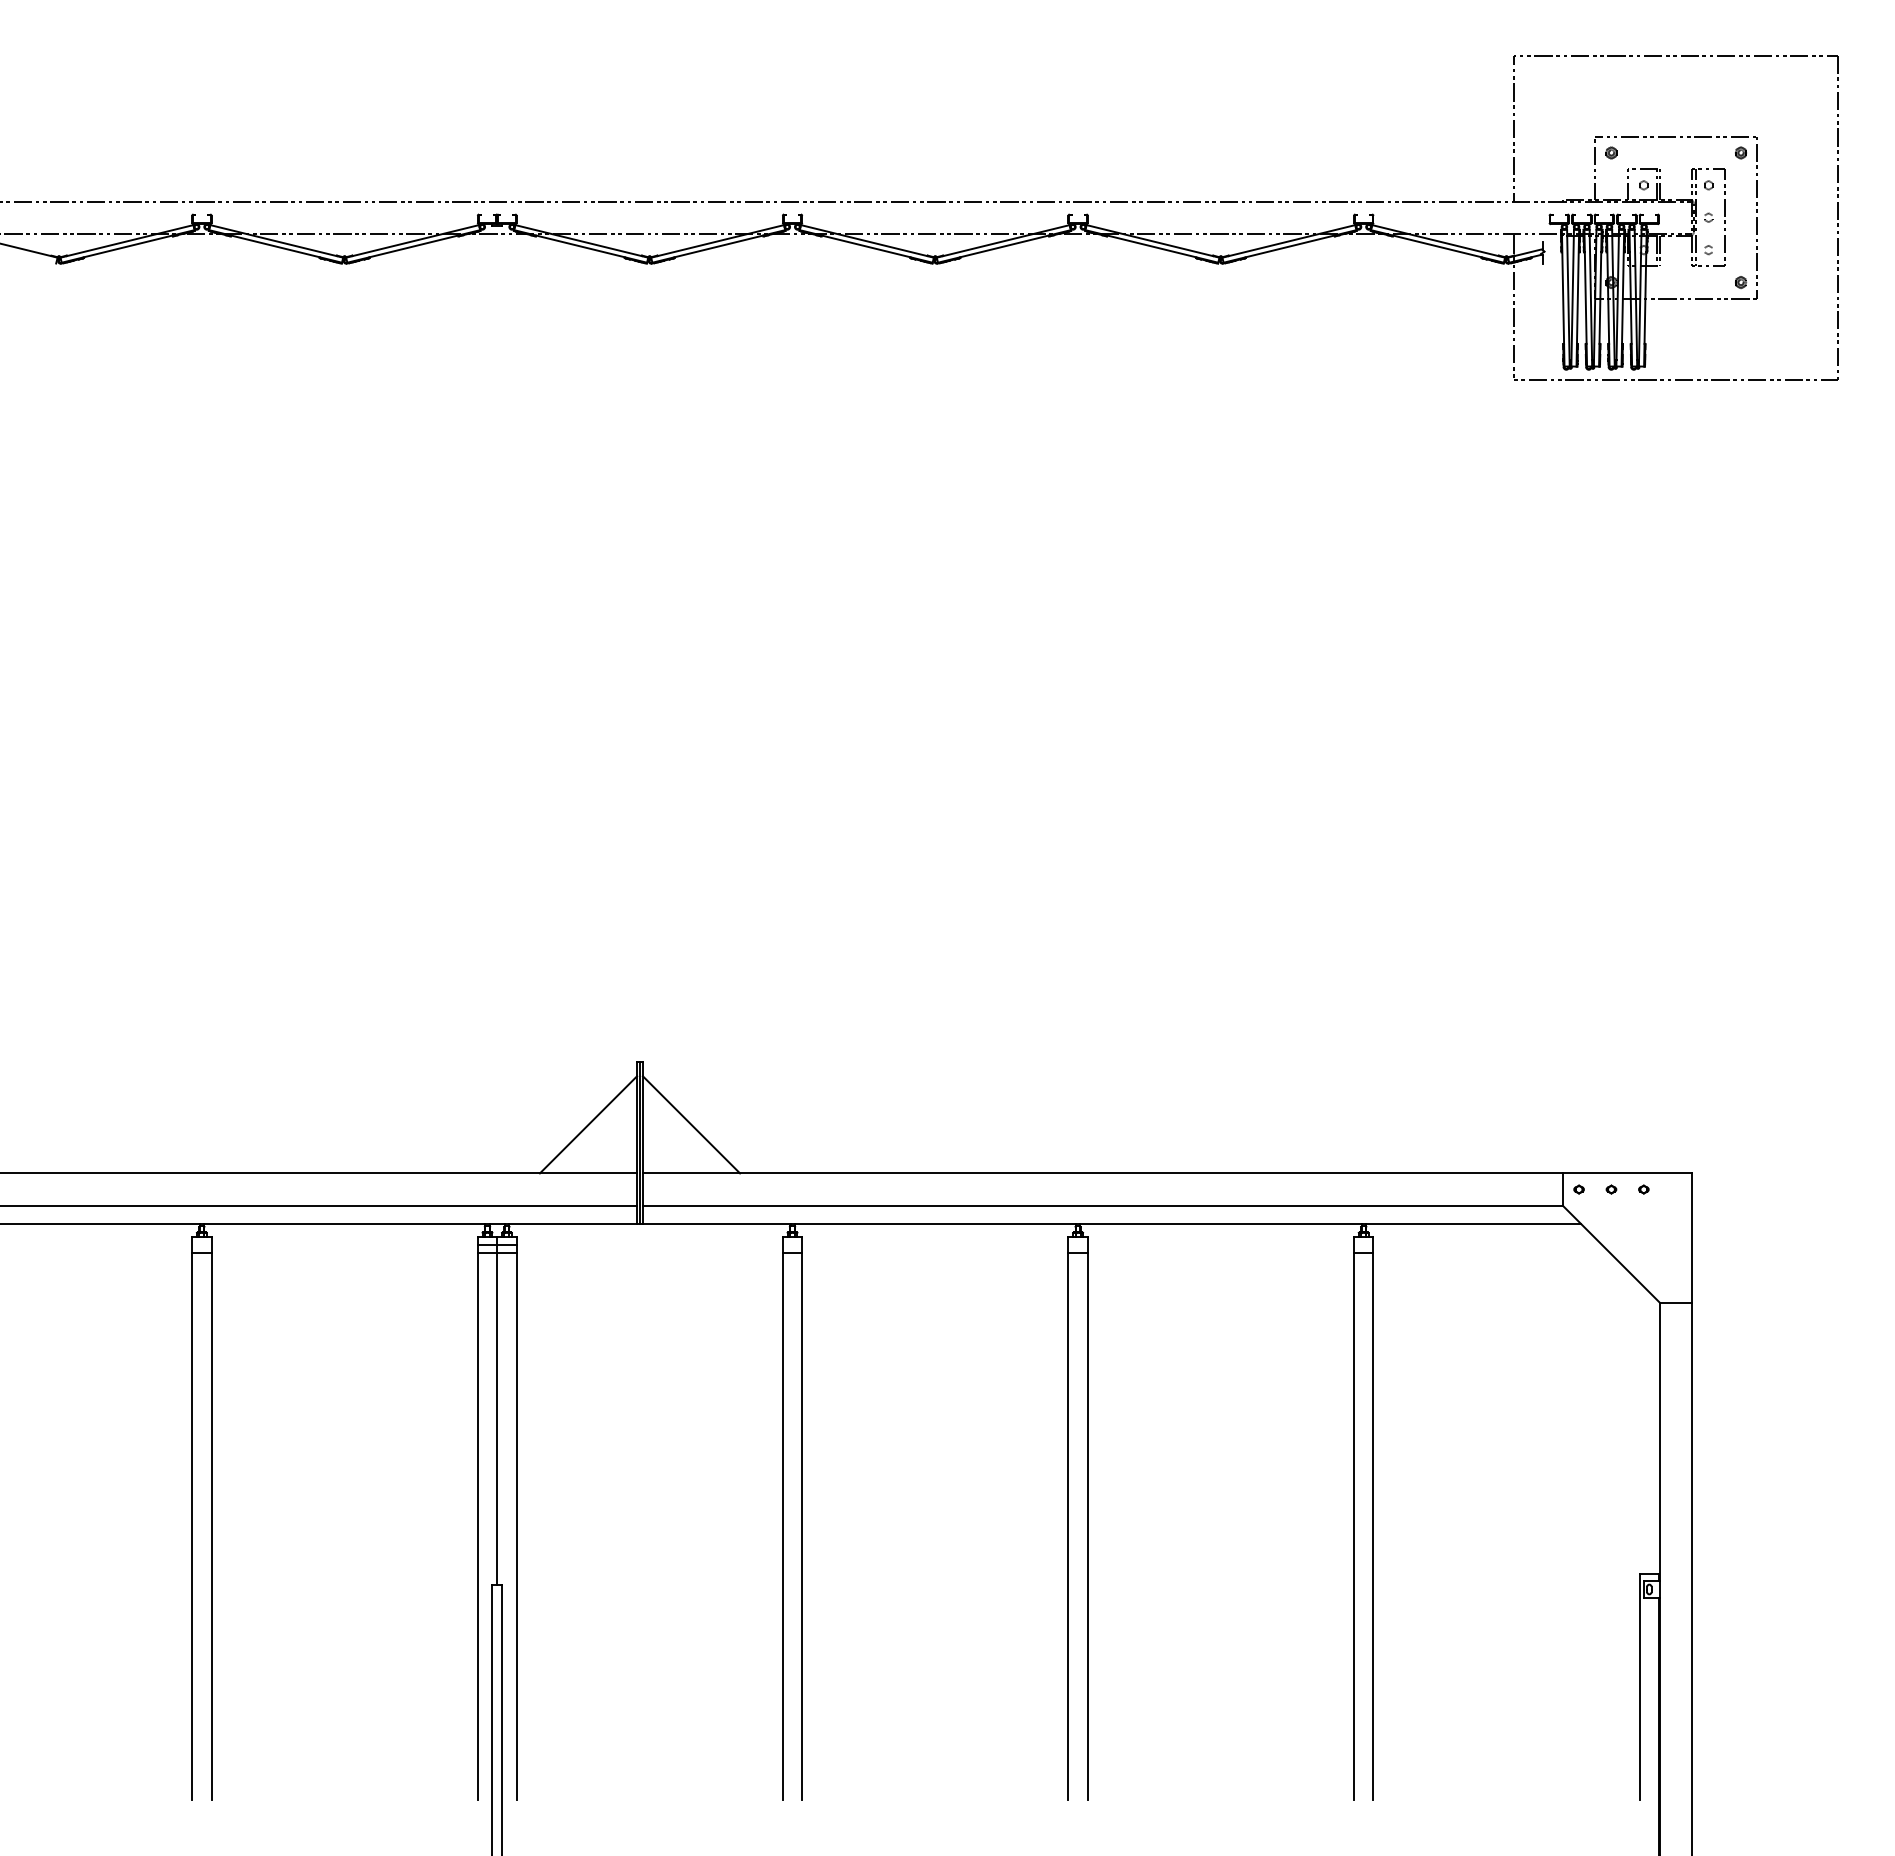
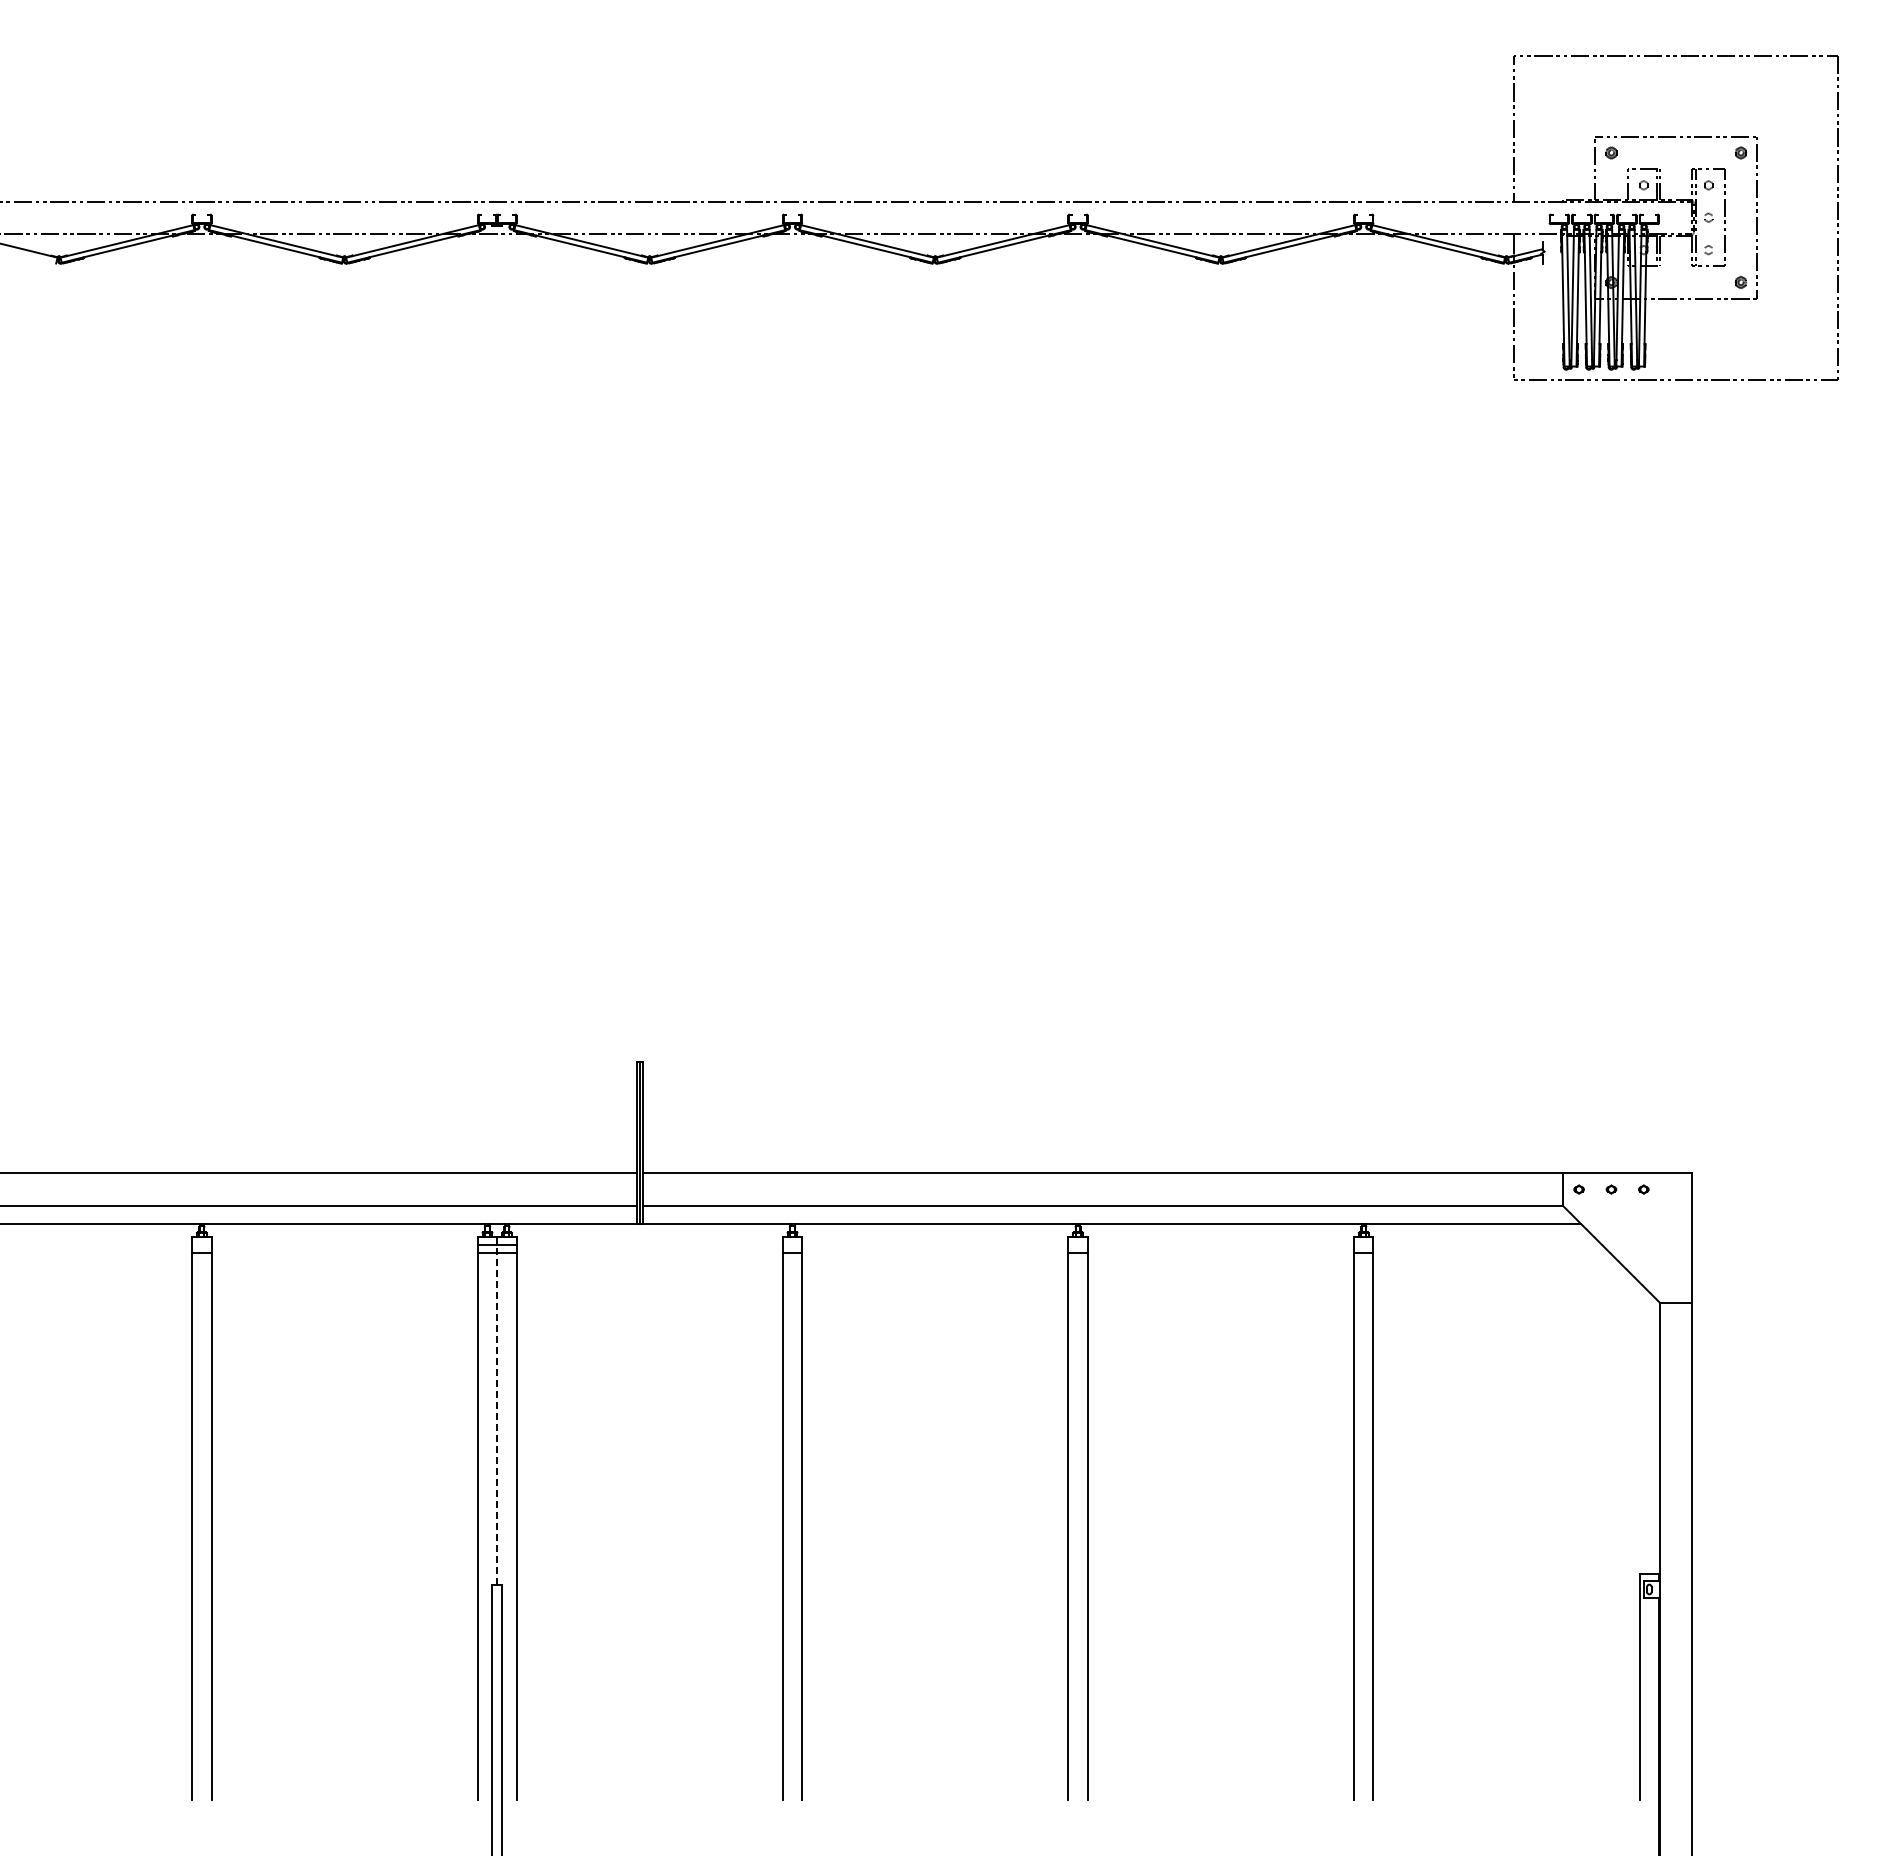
line: present -> none (588, 1124)
line: present -> none (691, 1124)
line: solid -> dashed (497, 1411)
